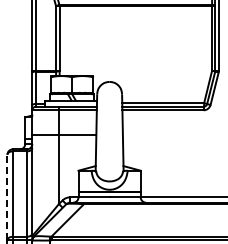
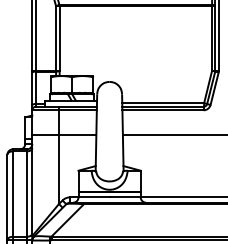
line: none -> present (173, 135)
line: dashed -> solid (7, 197)
